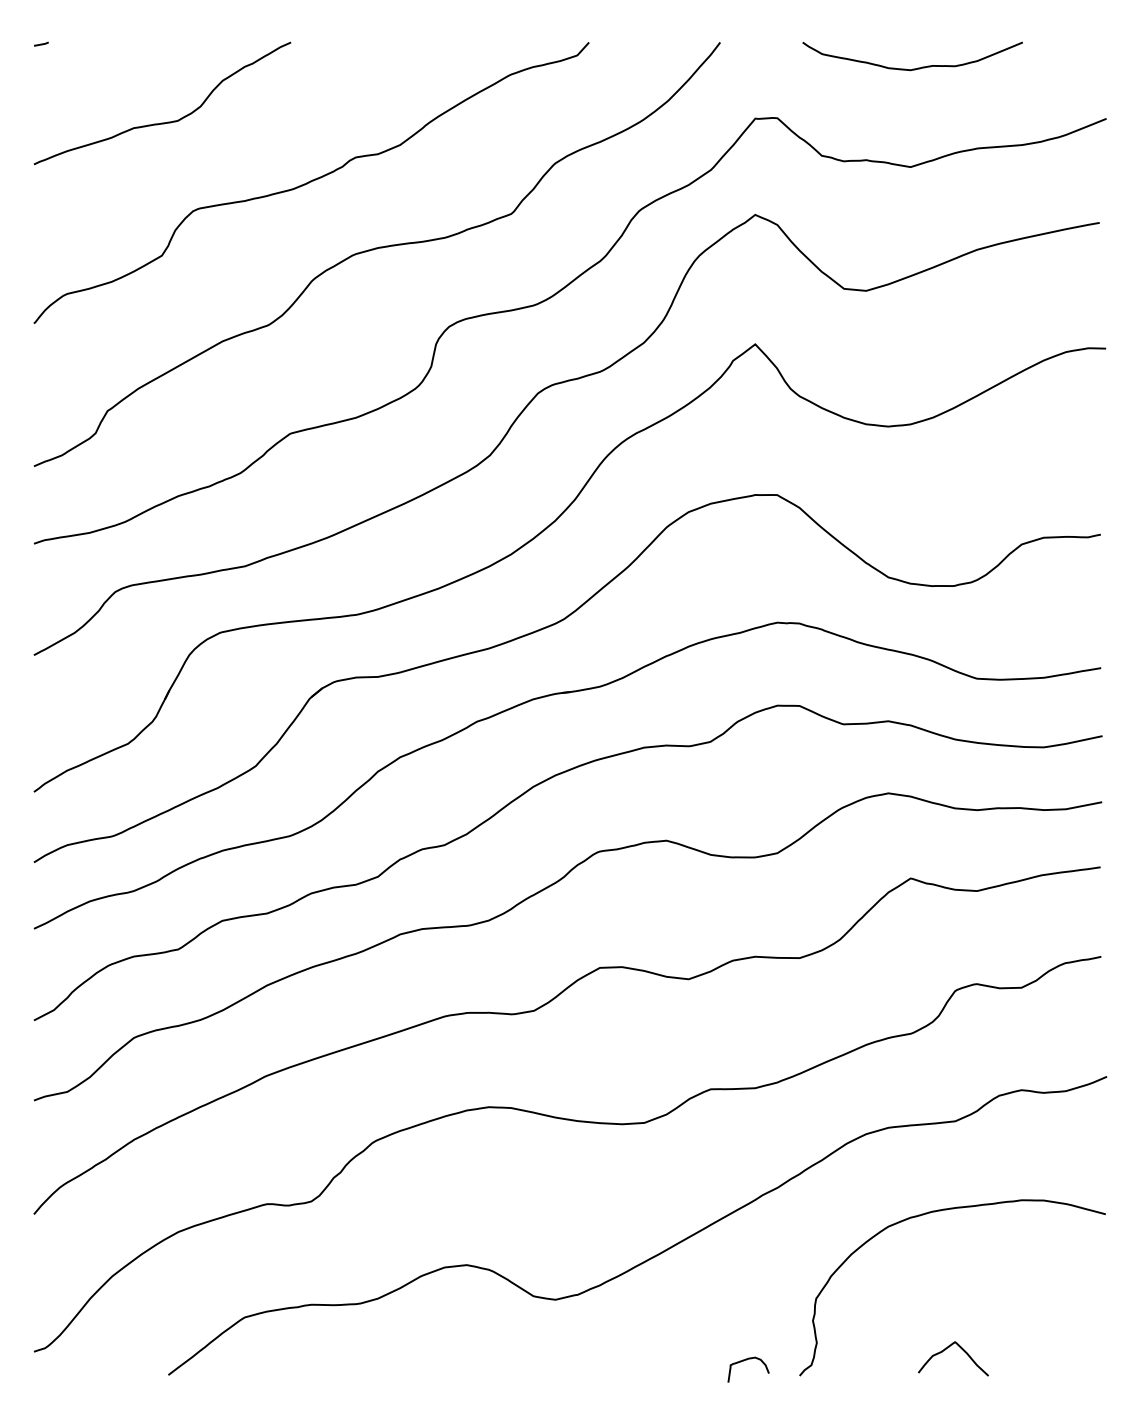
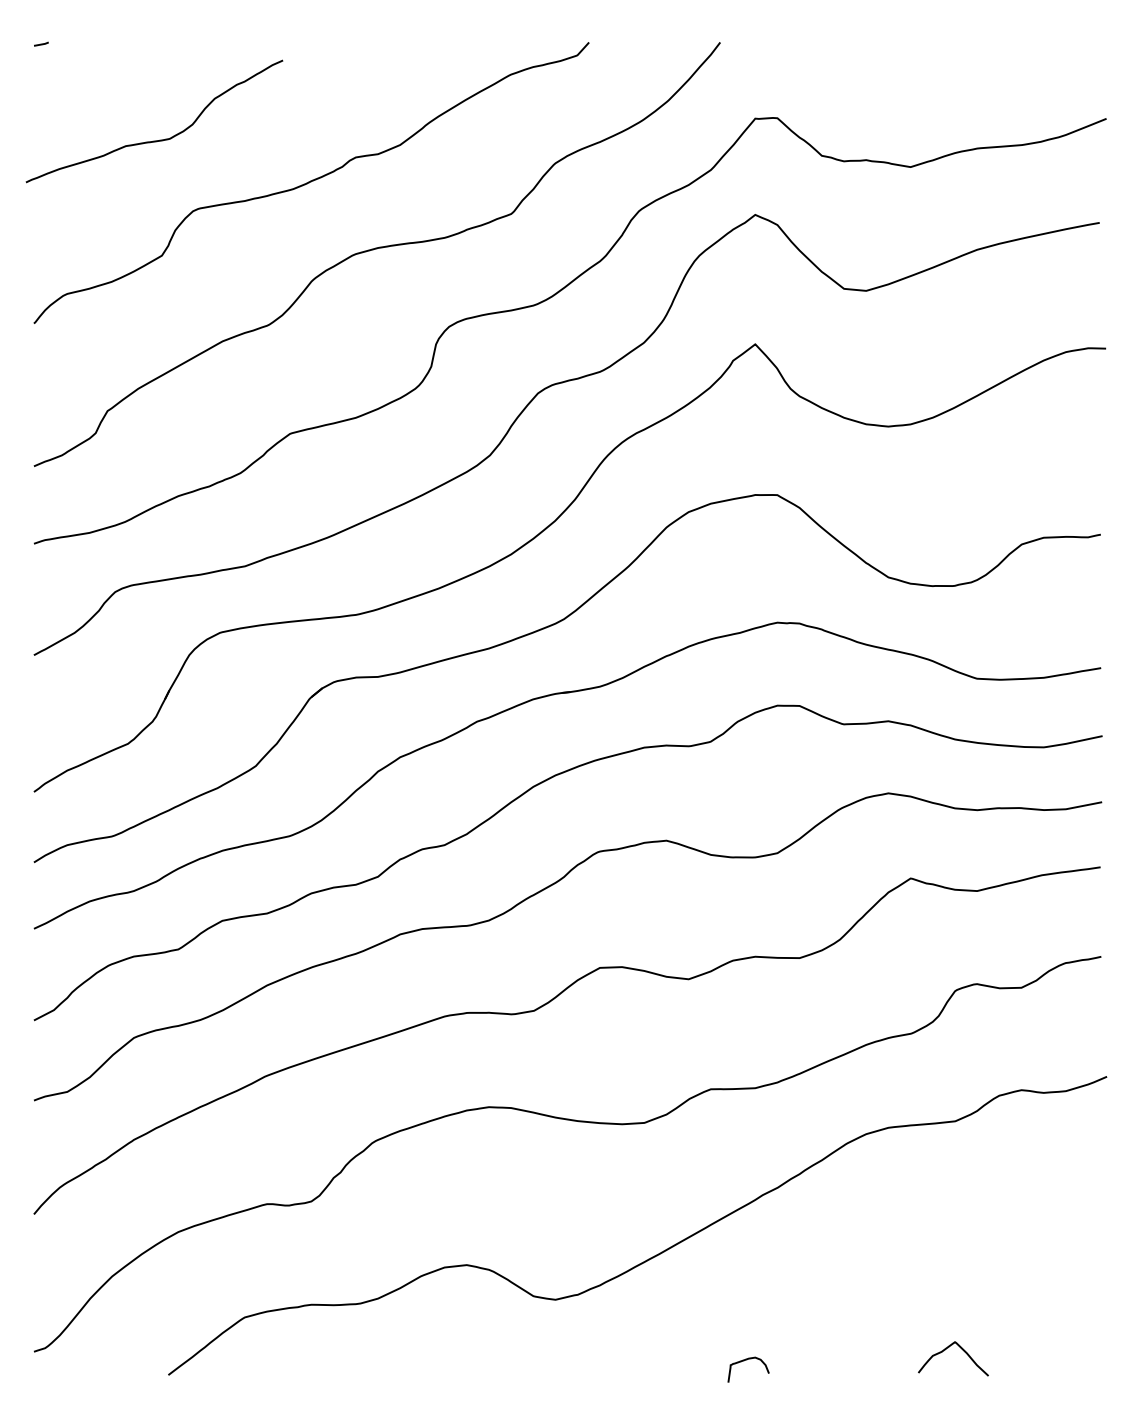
curve: present -> none (913, 68)
curve position: (167, 121) -> (159, 139) (159, 139)
curve: present -> none (935, 1212)
